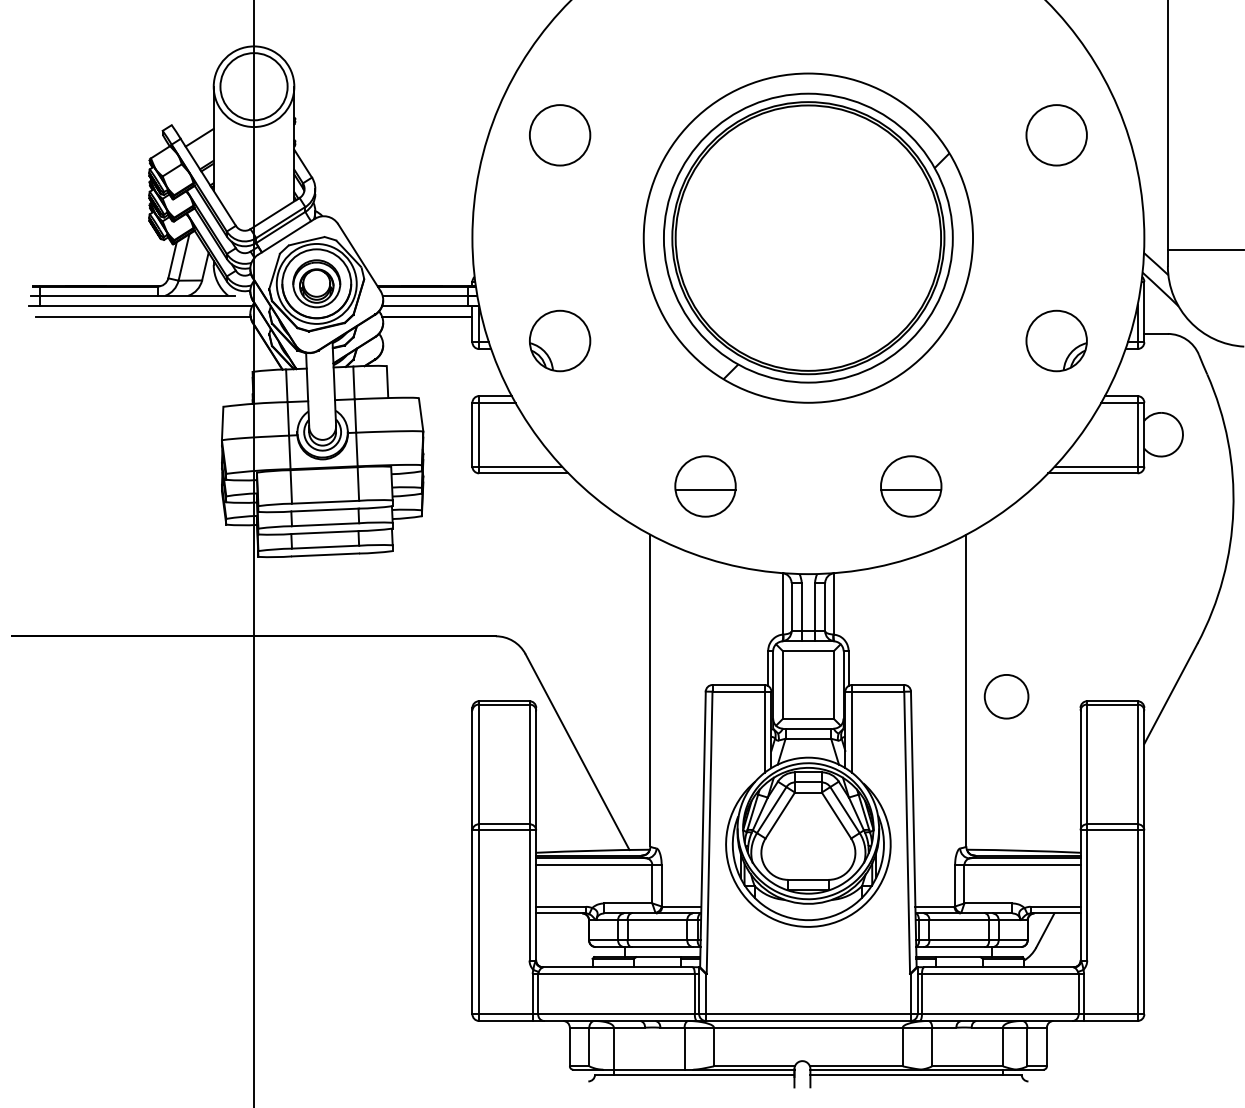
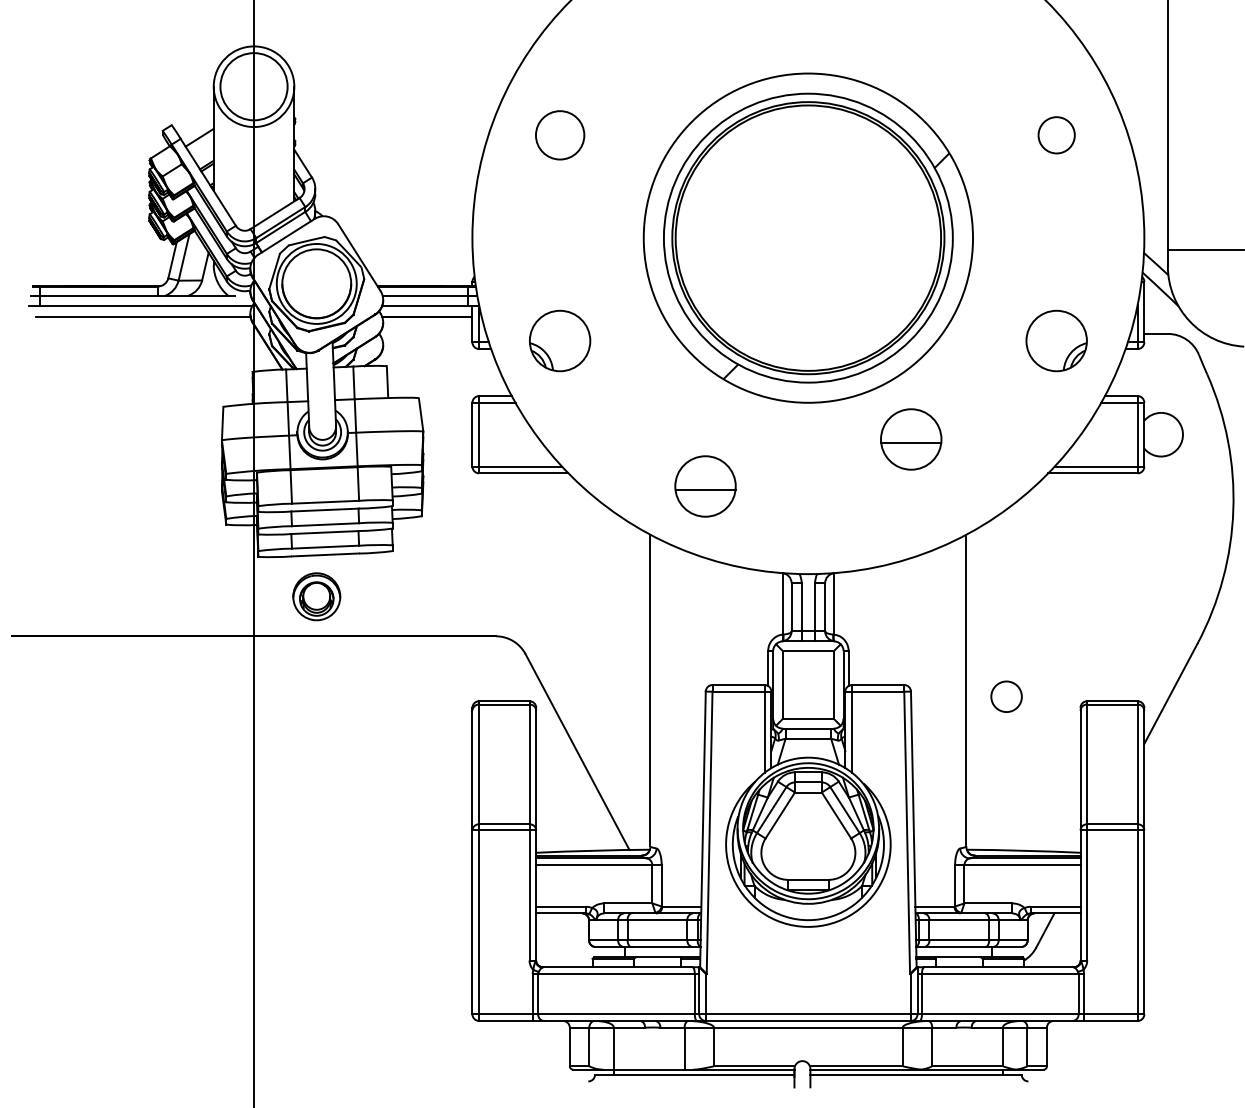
circle size: 63x63 px -> 51x51 px (560, 135)
circle diameter: 60 px -> 36 px (1056, 135)
part position: (316, 283) -> (316, 596) (316, 596)
part position: (911, 486) -> (911, 439) (911, 439)
circle diameter: 44 px -> 31 px (1006, 696)
